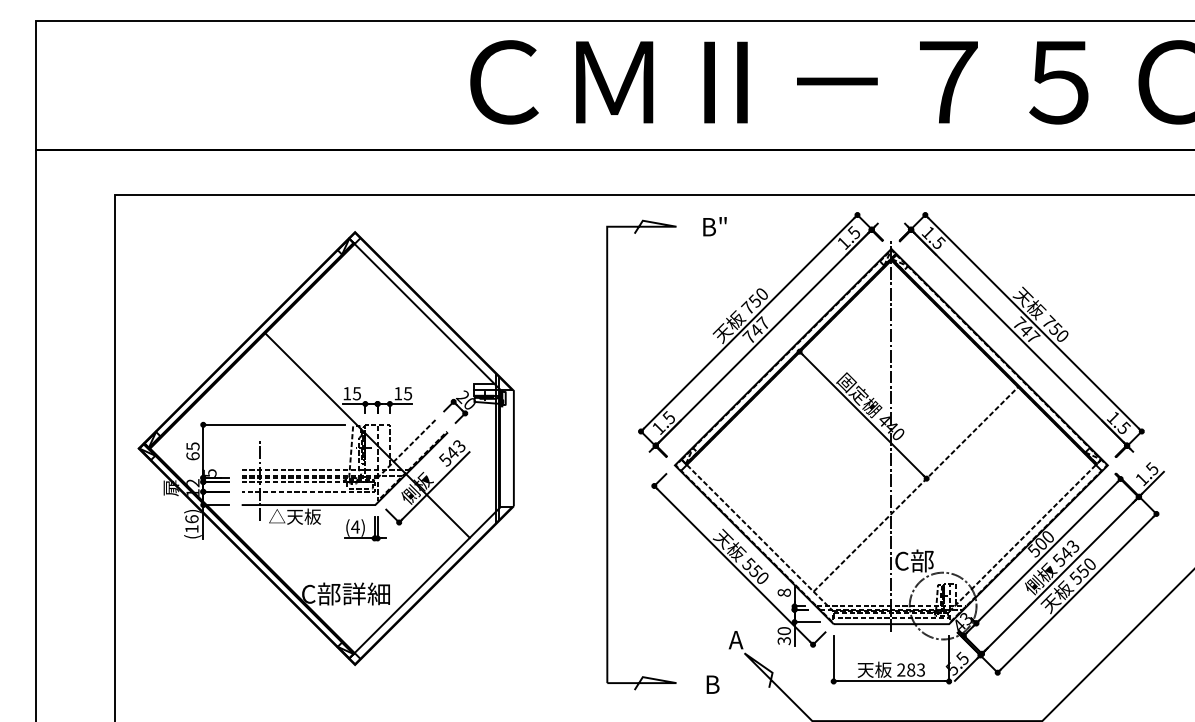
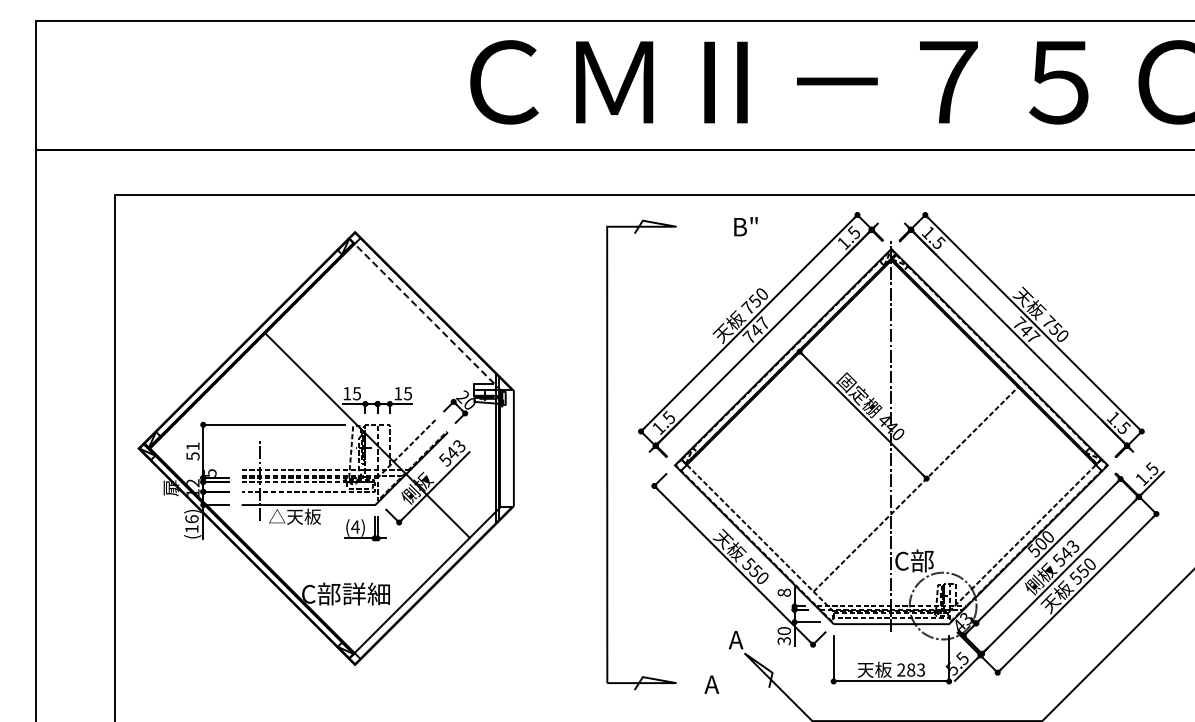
text position: (714, 226) -> (745, 226) (745, 226)
line: solid -> dashed (424, 314)
text: 65 -> 51 (192, 451)
text: B -> A (711, 684)
